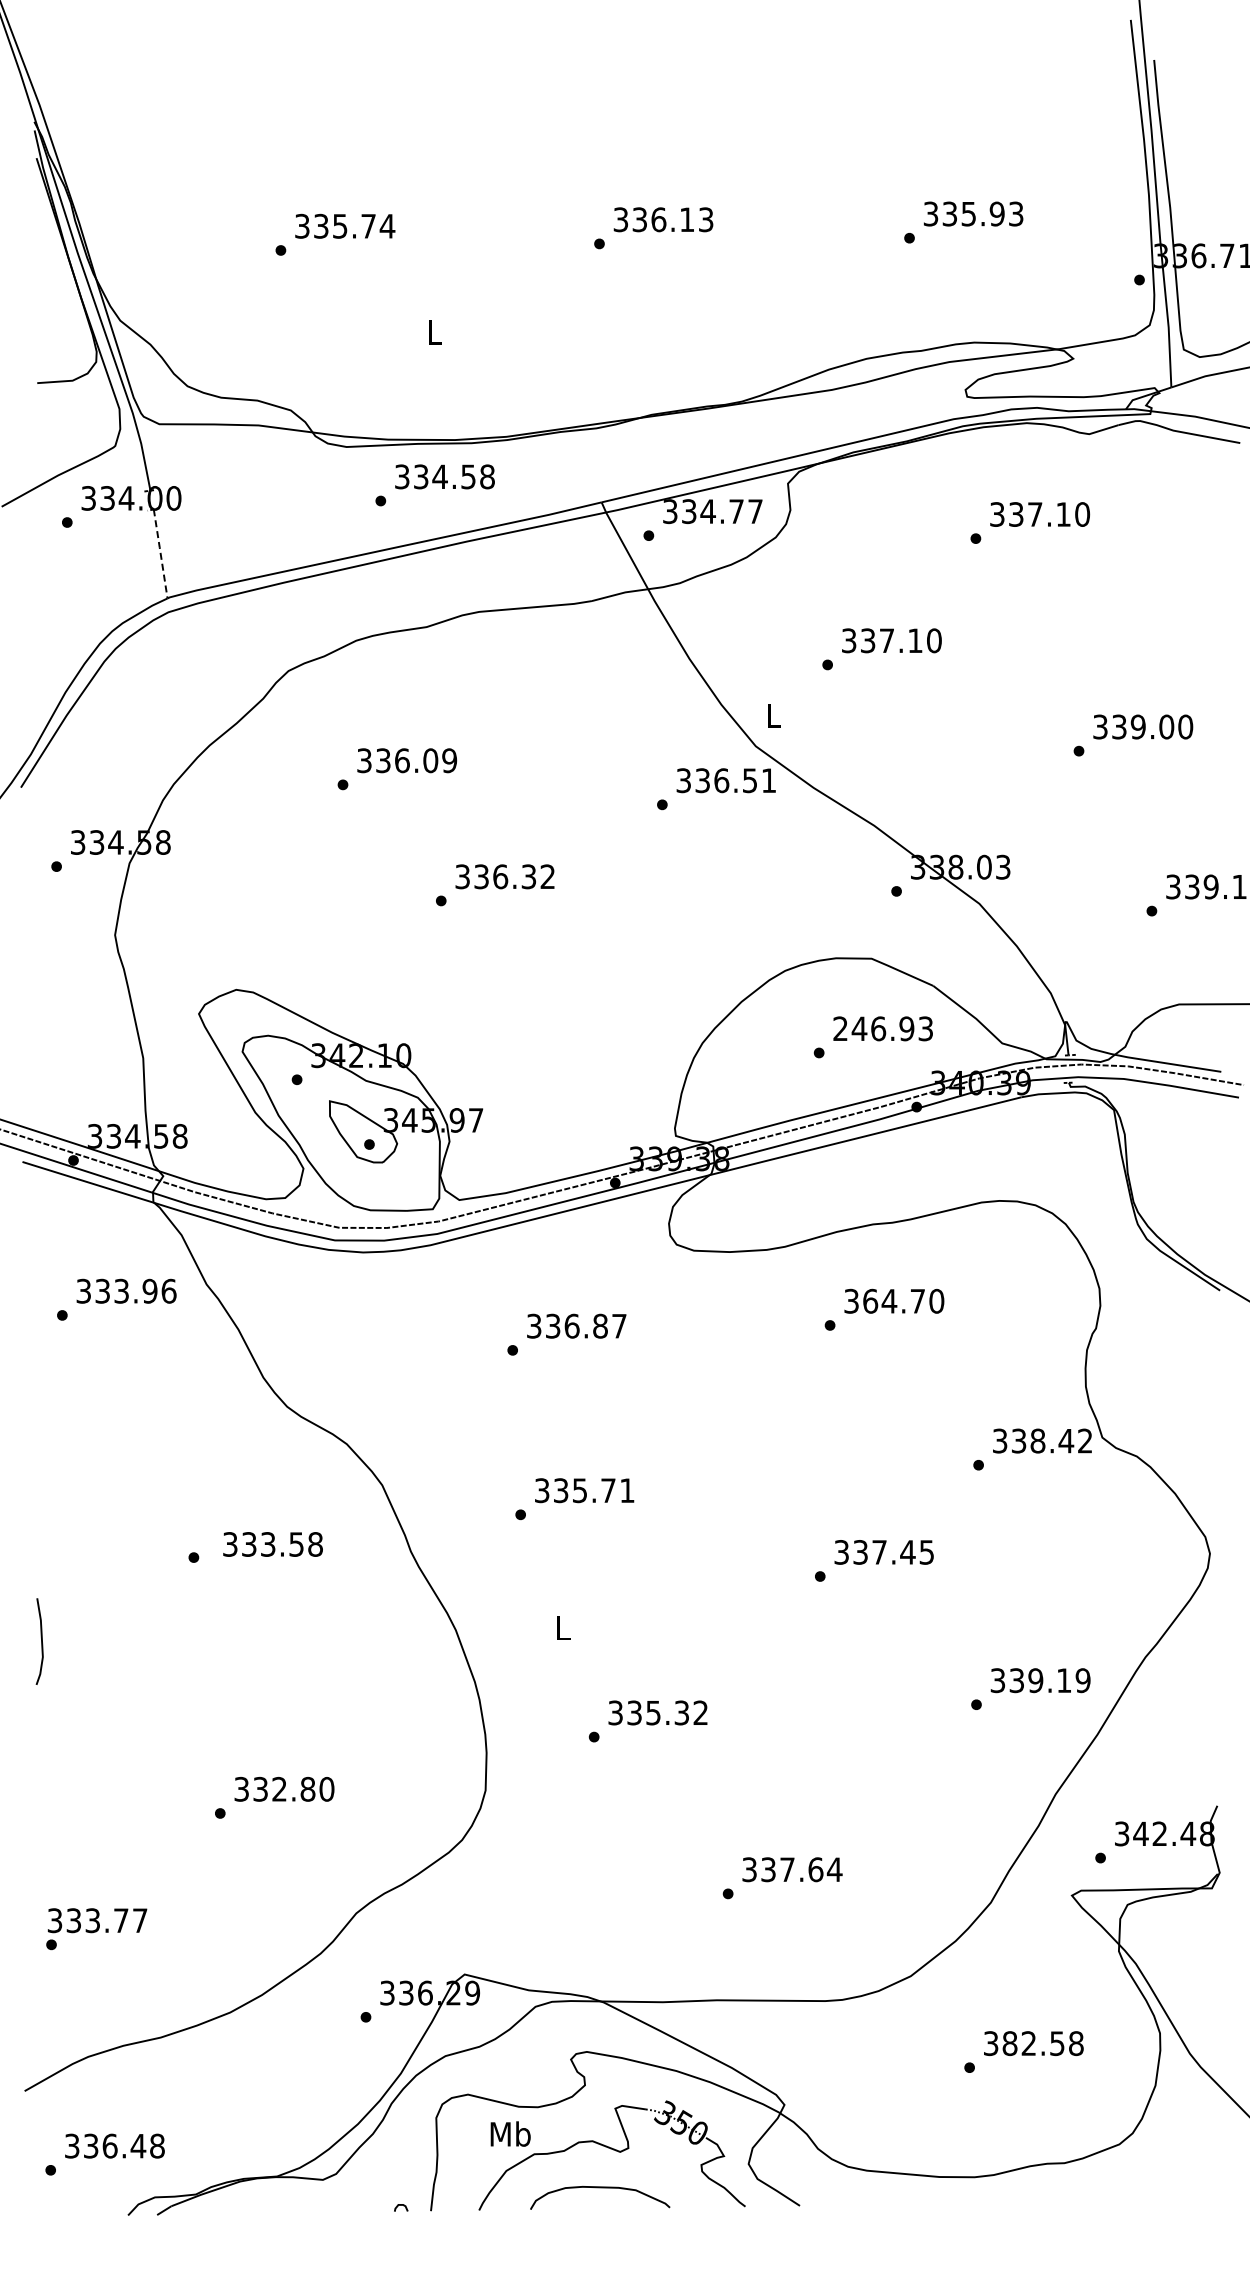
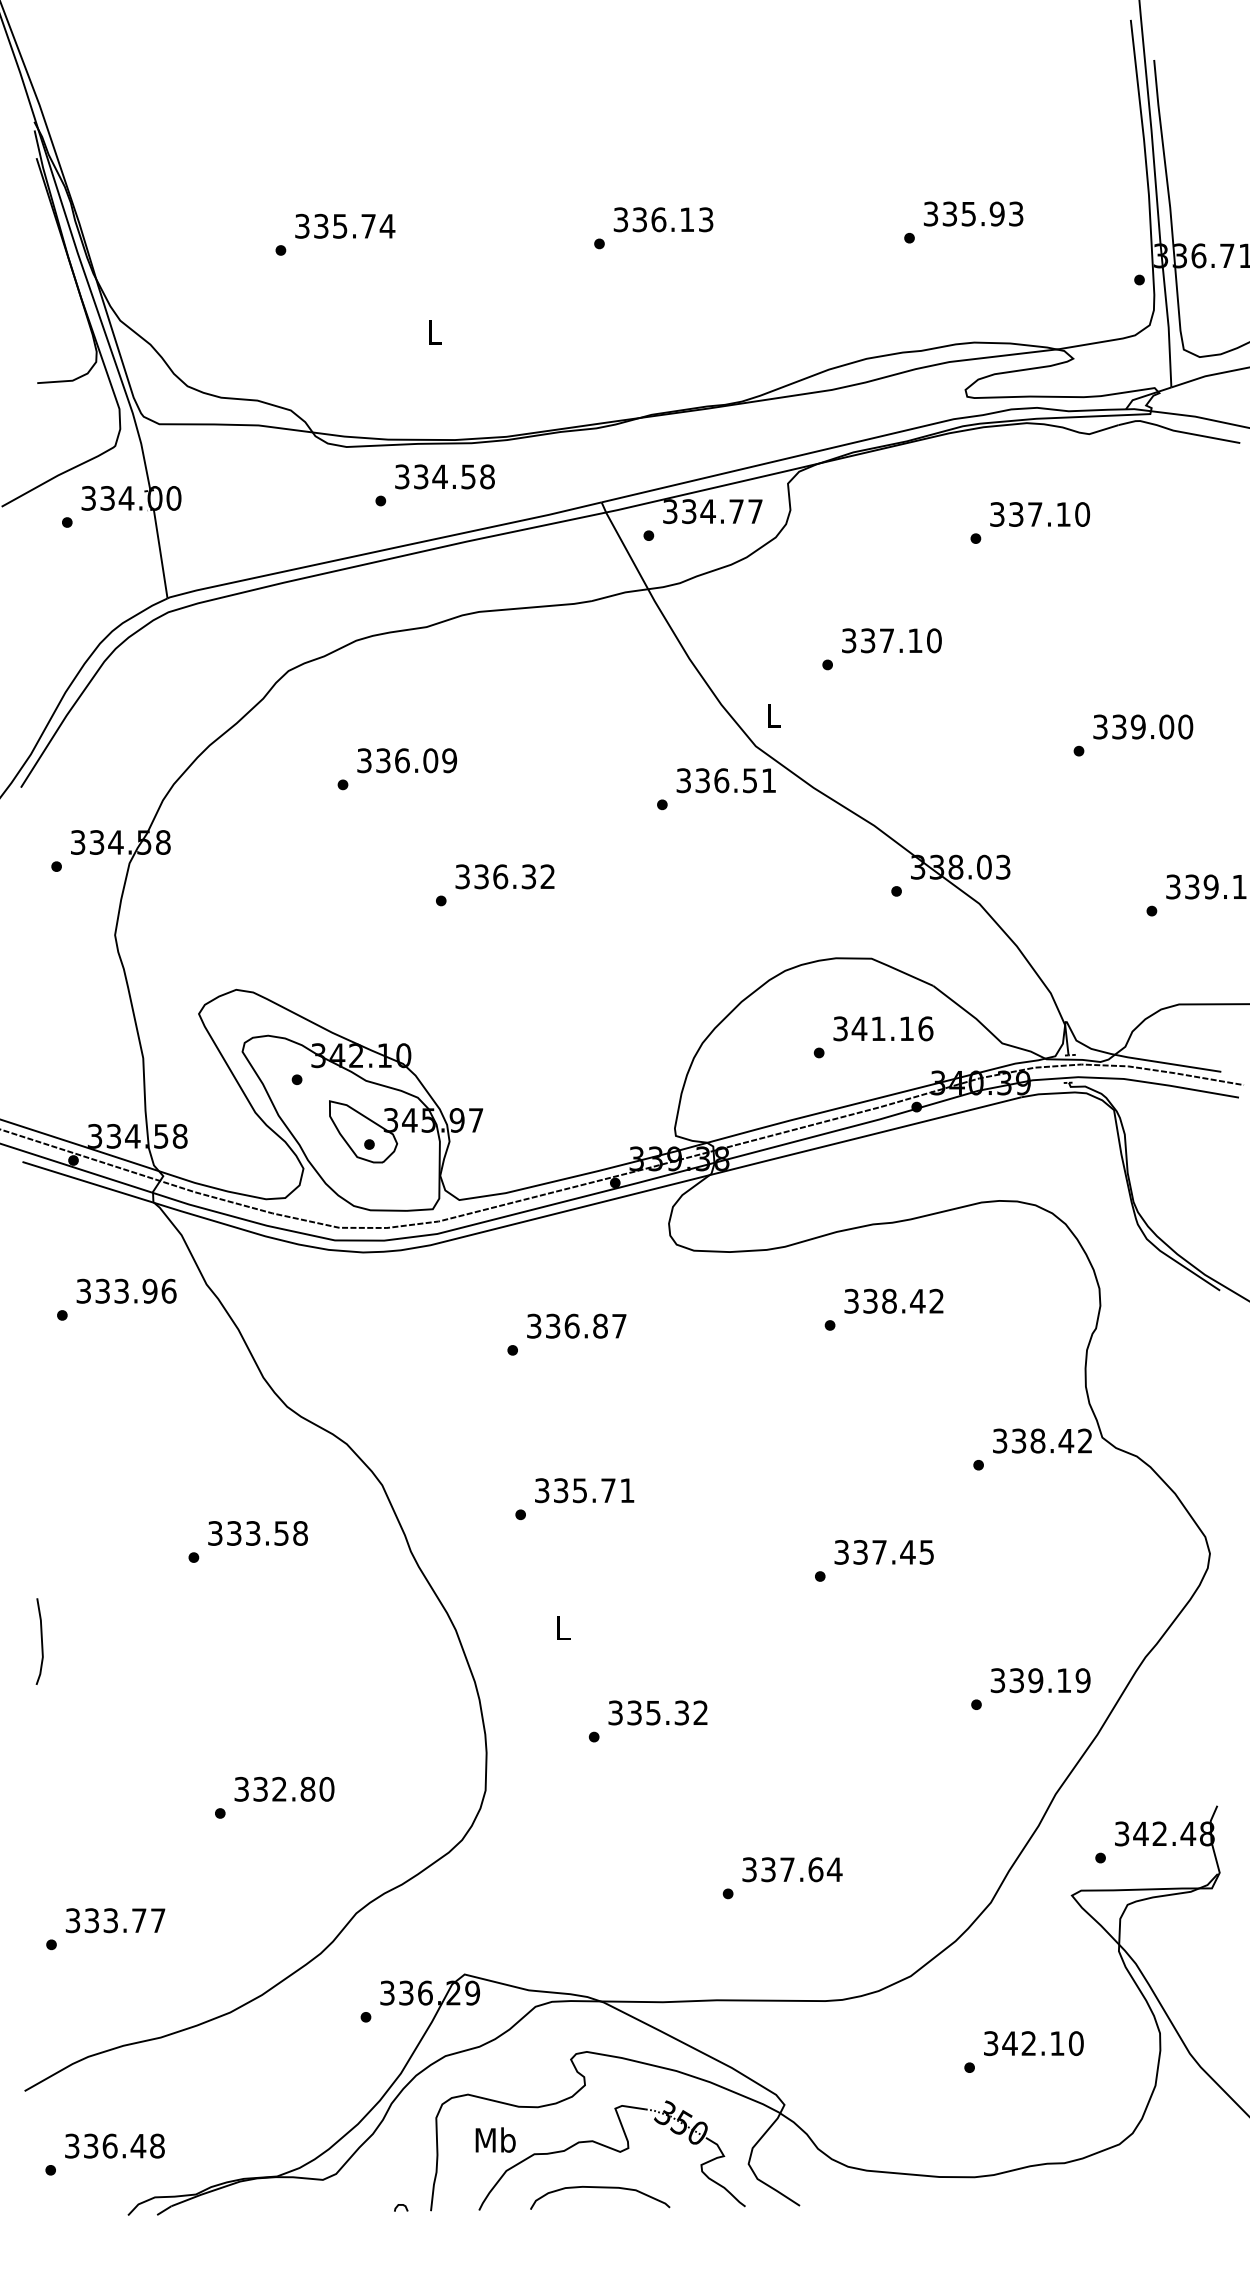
line: dashed -> solid (160, 553)
text: 246.93 -> 341.16 (883, 1028)
text: 364.70 -> 338.42 (903, 1300)
text position: (272, 1544) -> (257, 1533) (257, 1533)
text position: (97, 1920) -> (115, 1920) (115, 1920)
text: 382.58 -> 342.10 (1042, 2043)
text position: (510, 2133) -> (495, 2139) (495, 2139)
